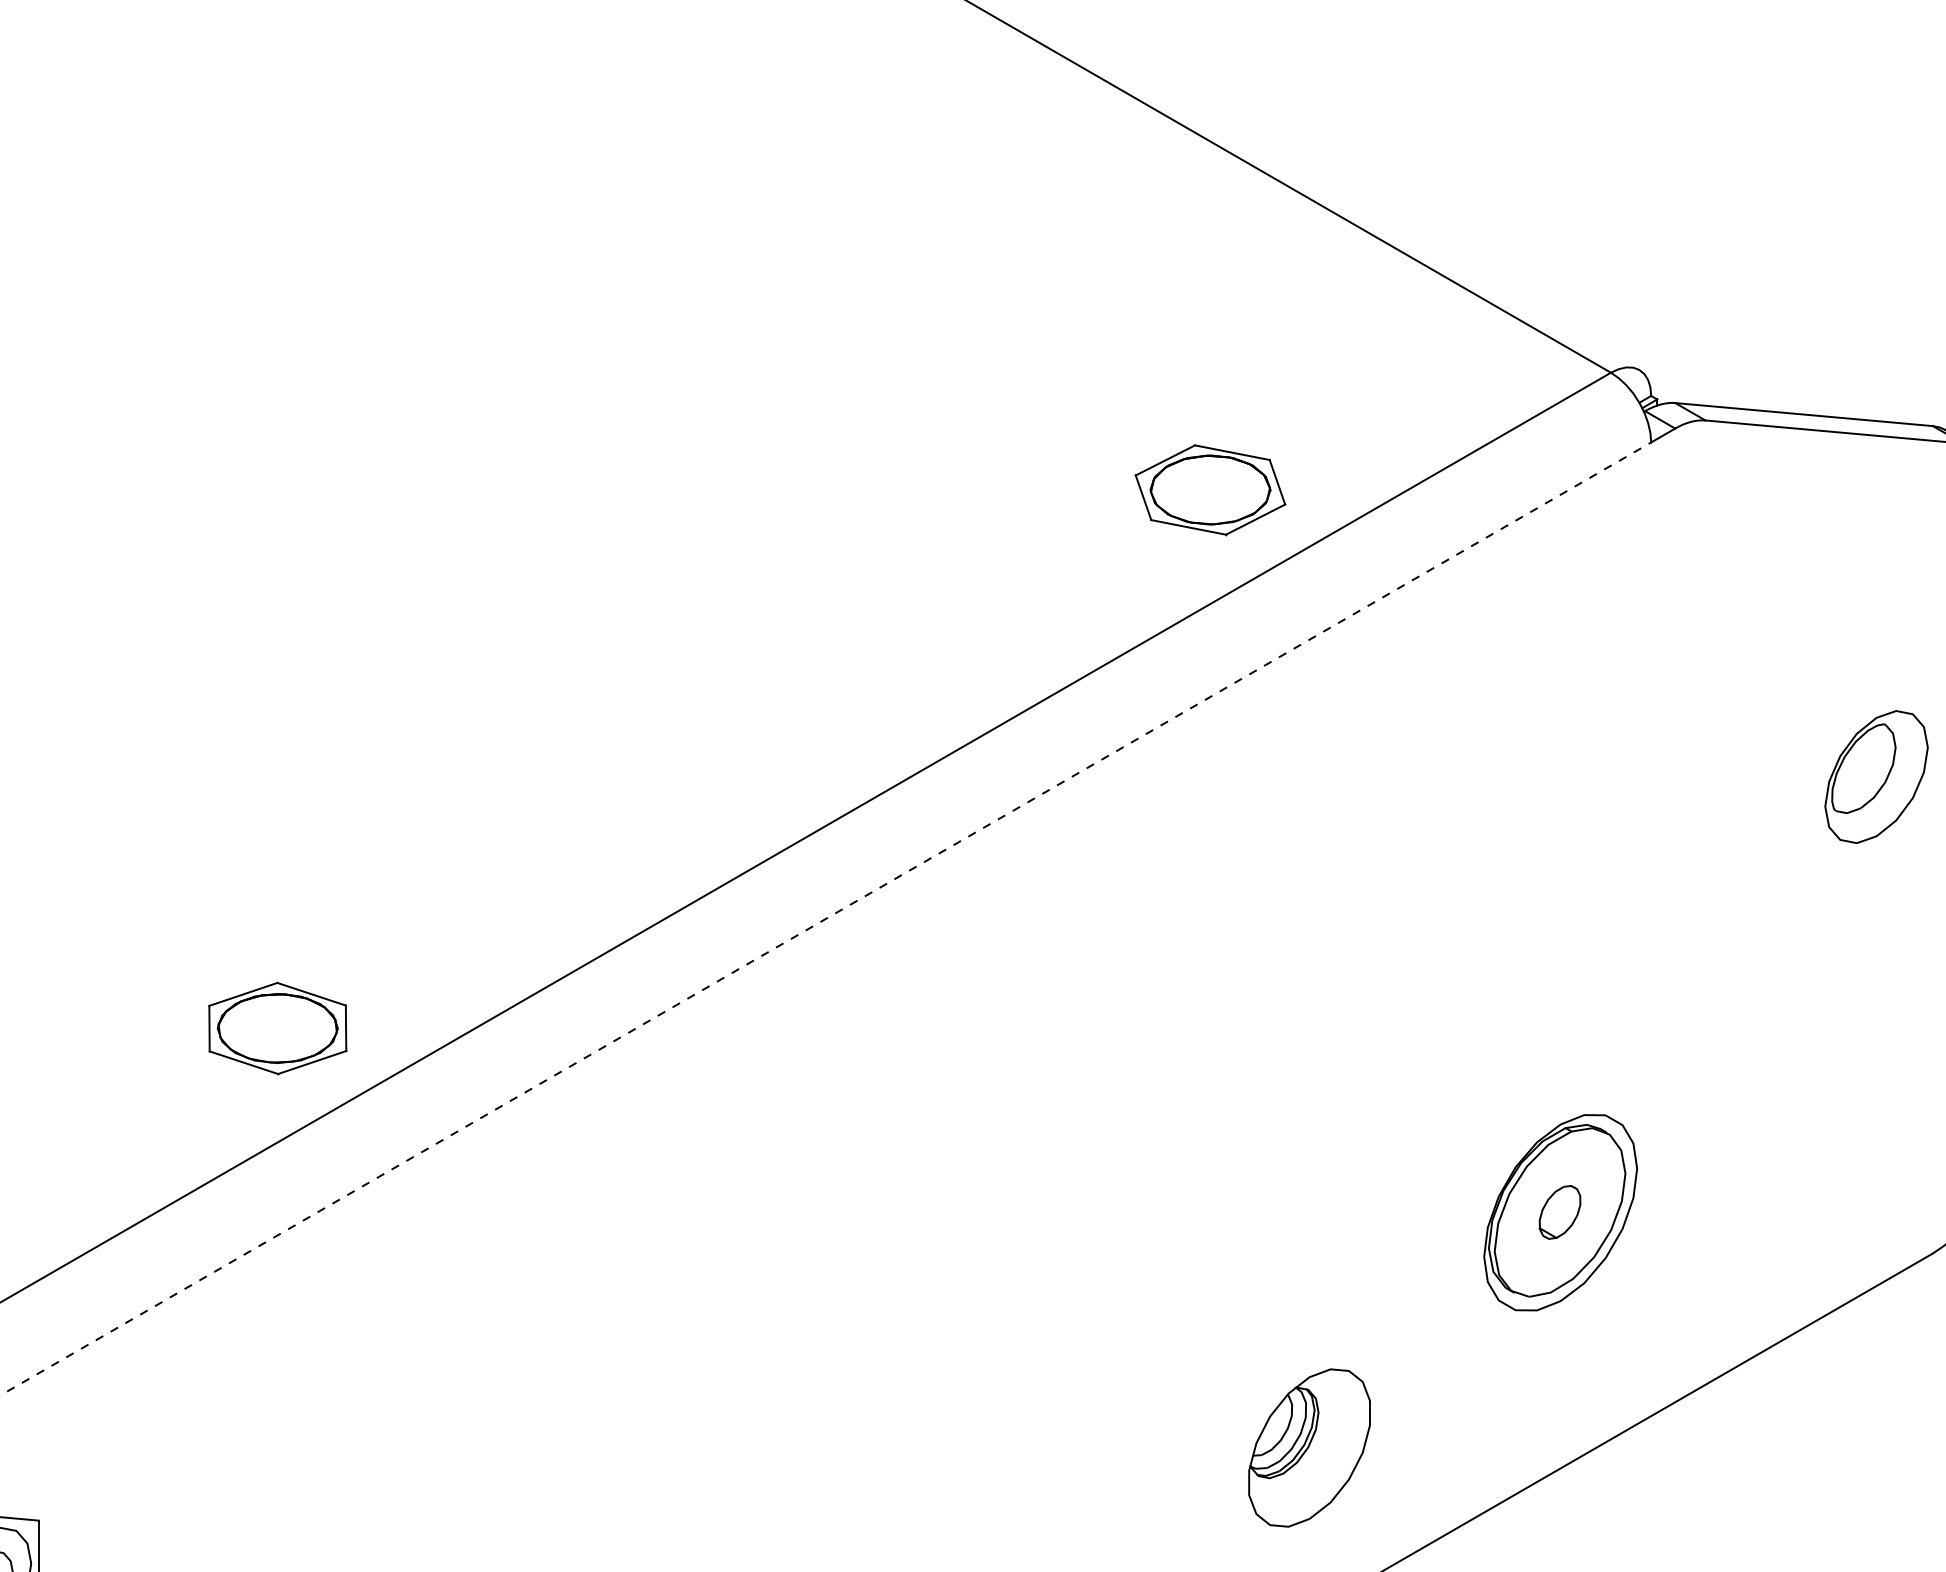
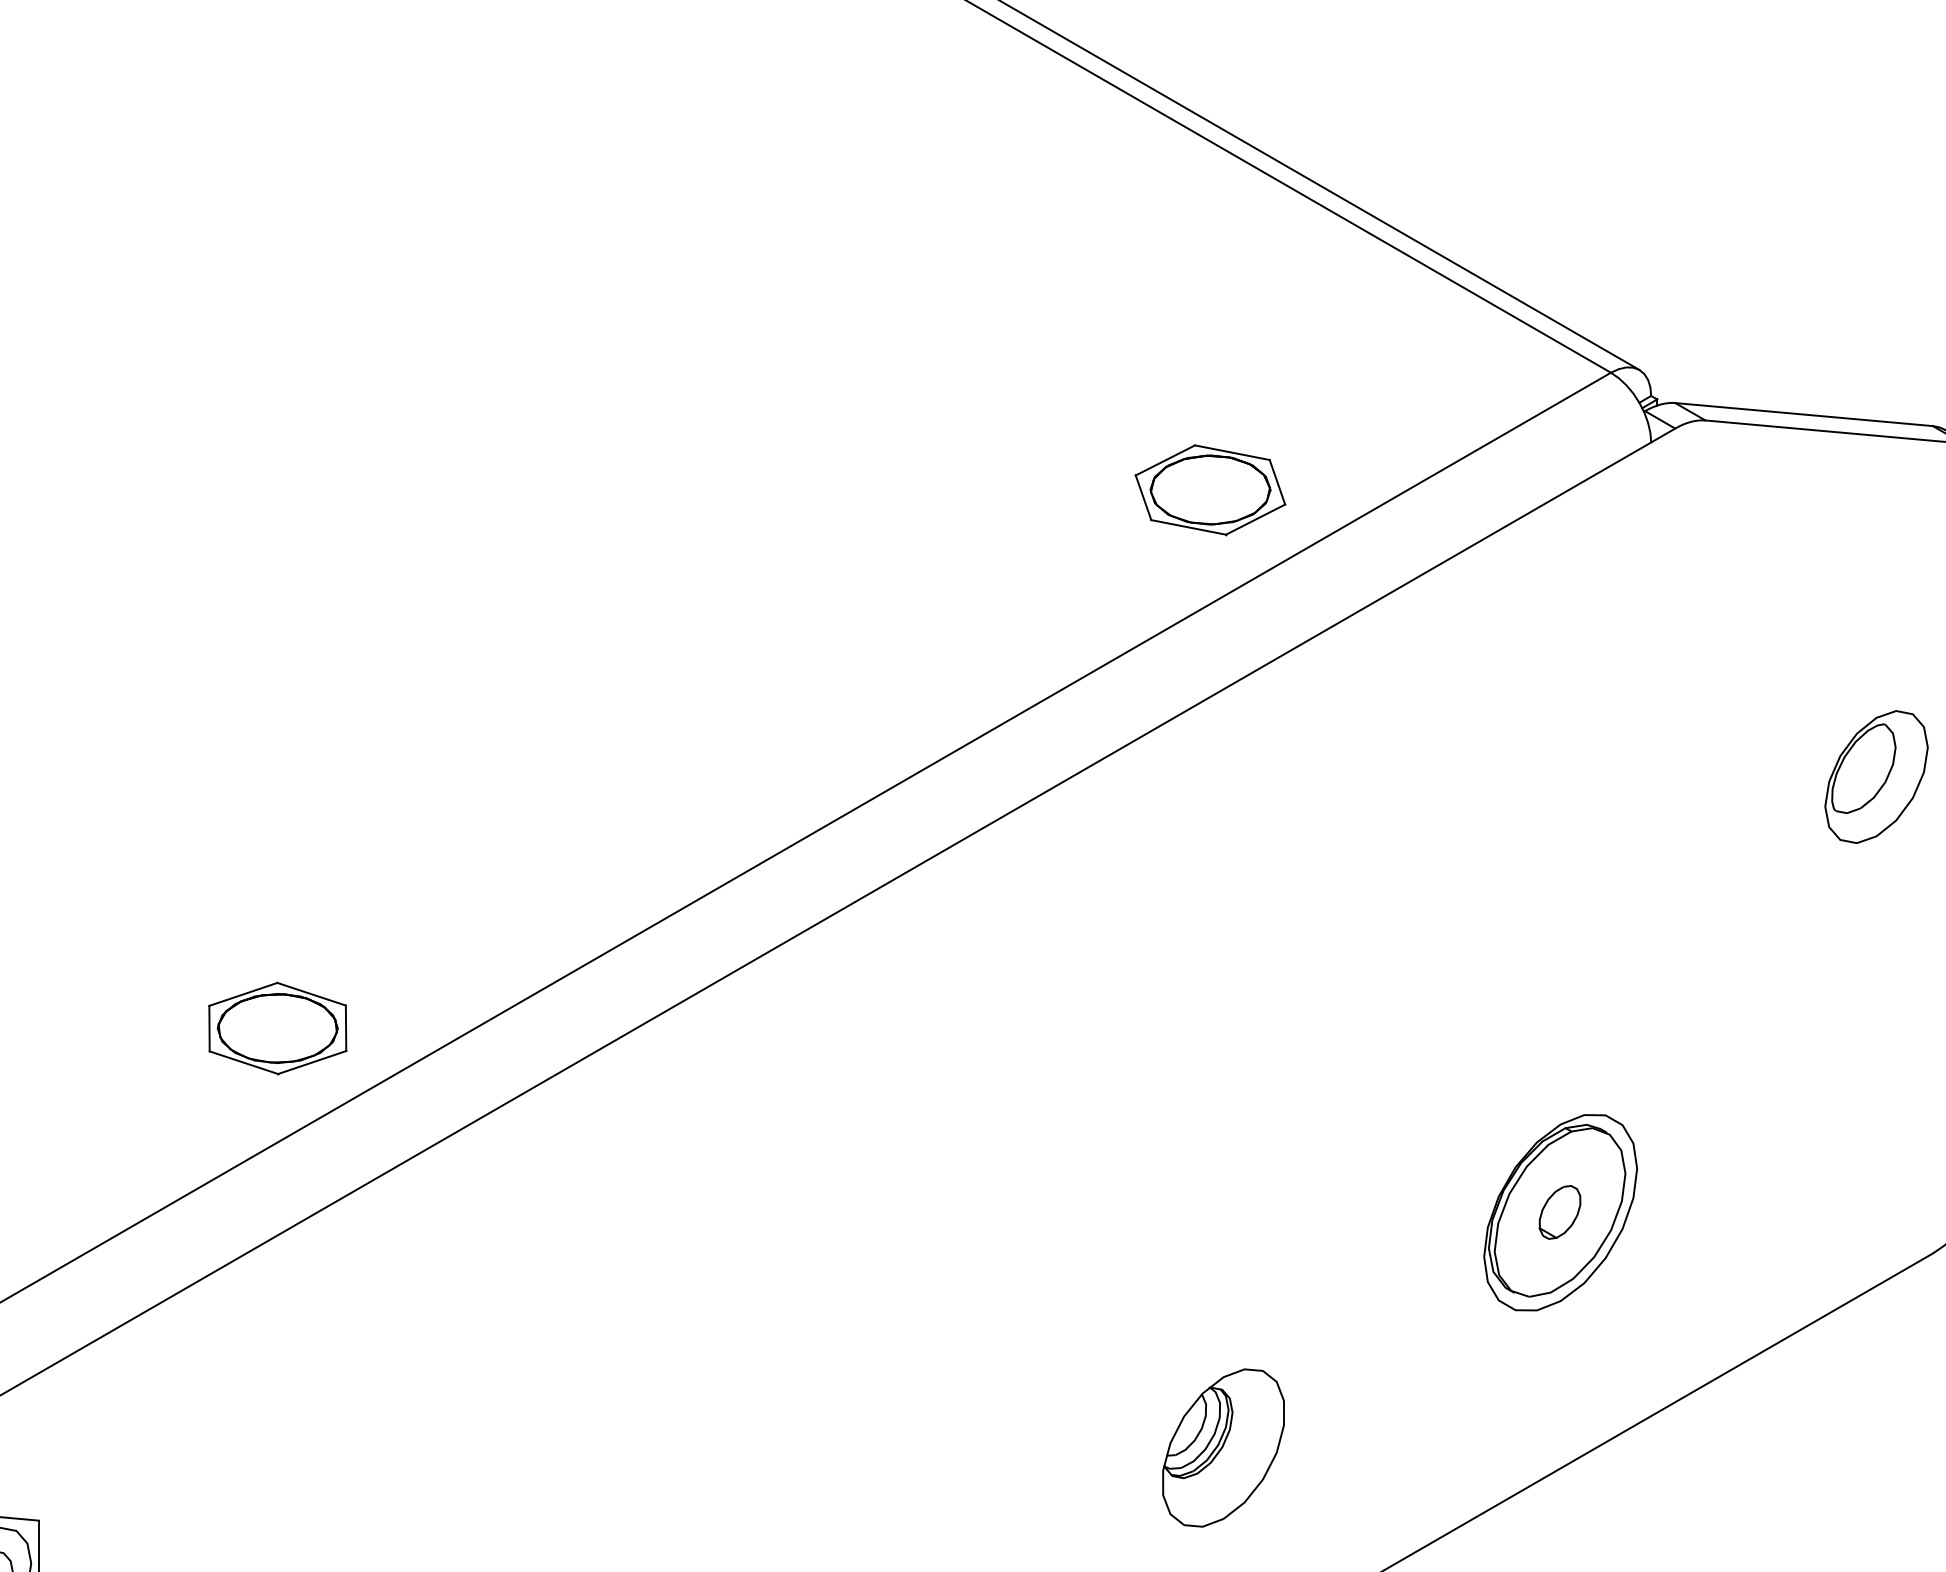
line: none -> present (1320, 185)
line: dashed -> solid (825, 918)
part position: (1309, 1447) -> (1223, 1447) (1223, 1447)
